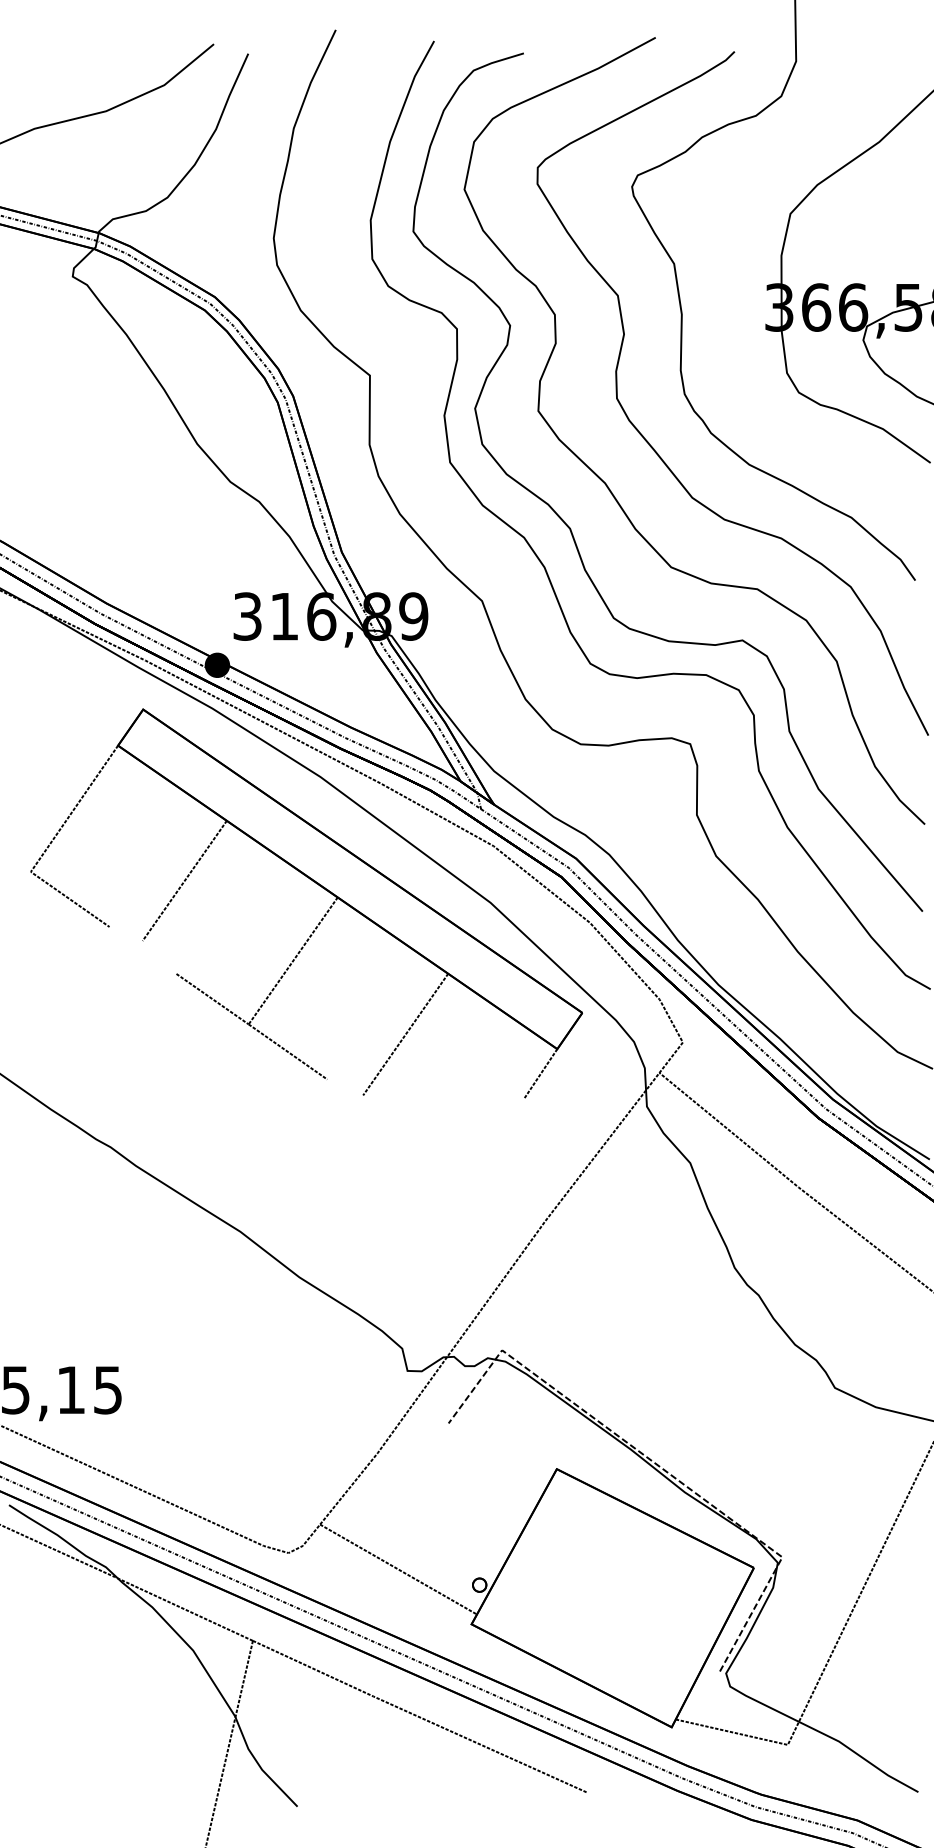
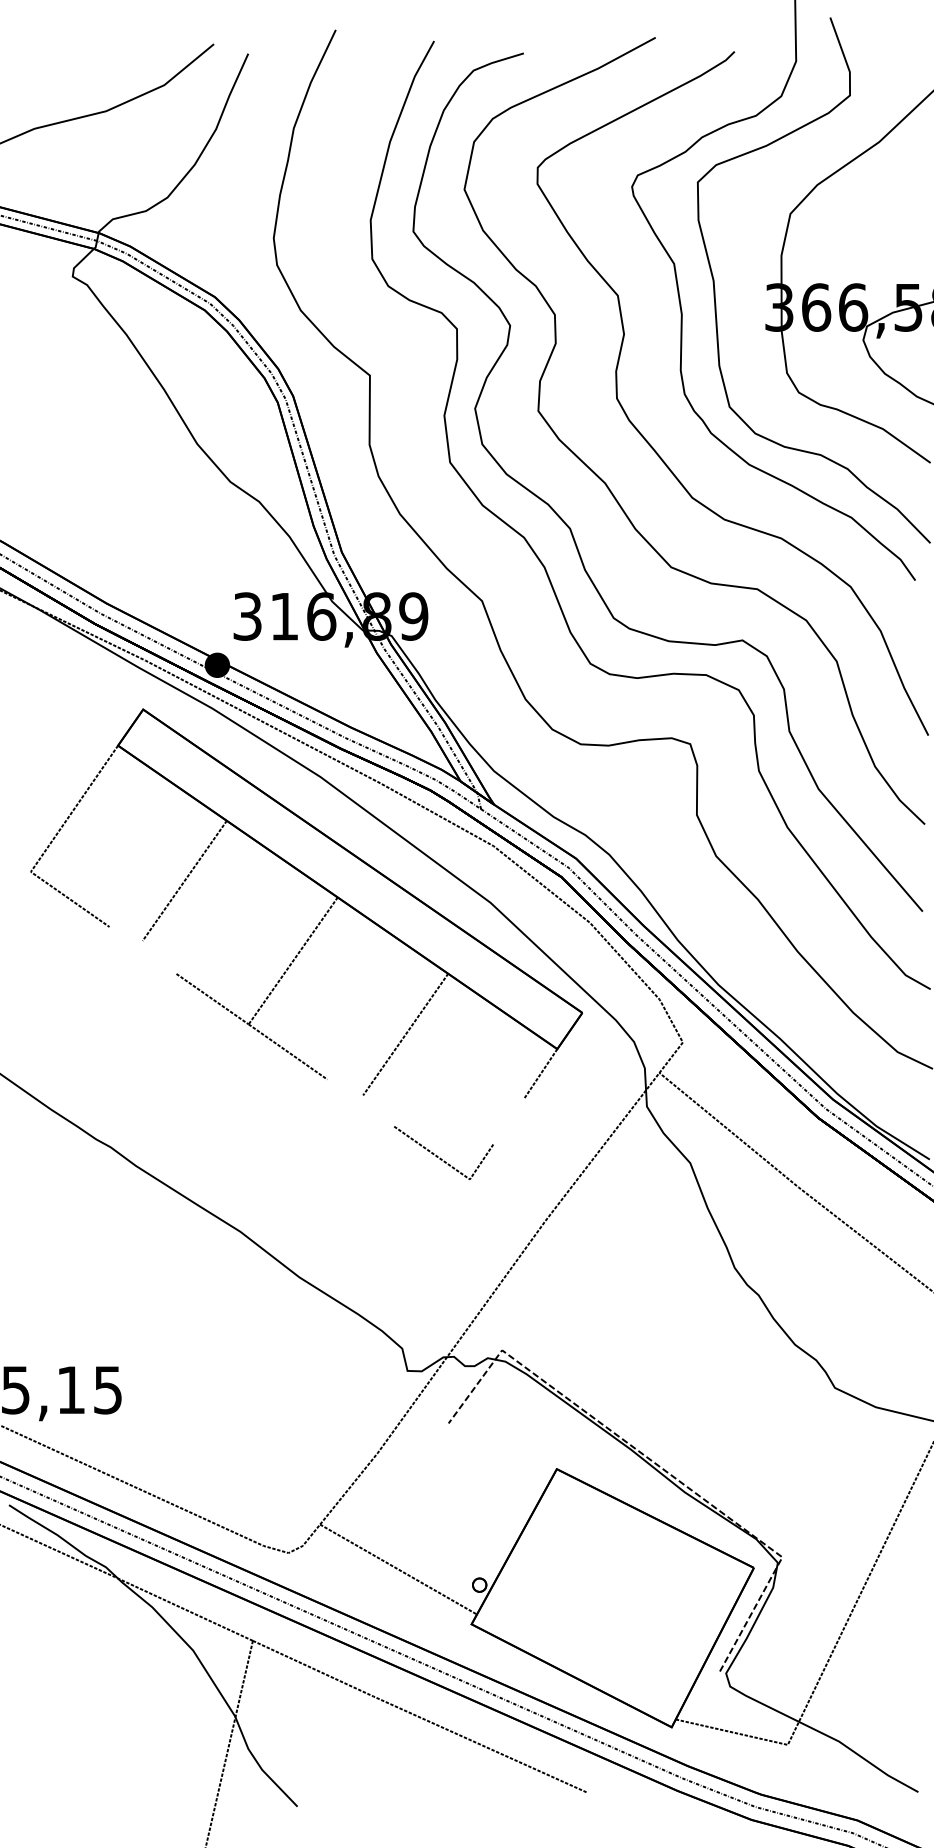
part: none -> present (715, 288)
line: none -> present (440, 1157)
